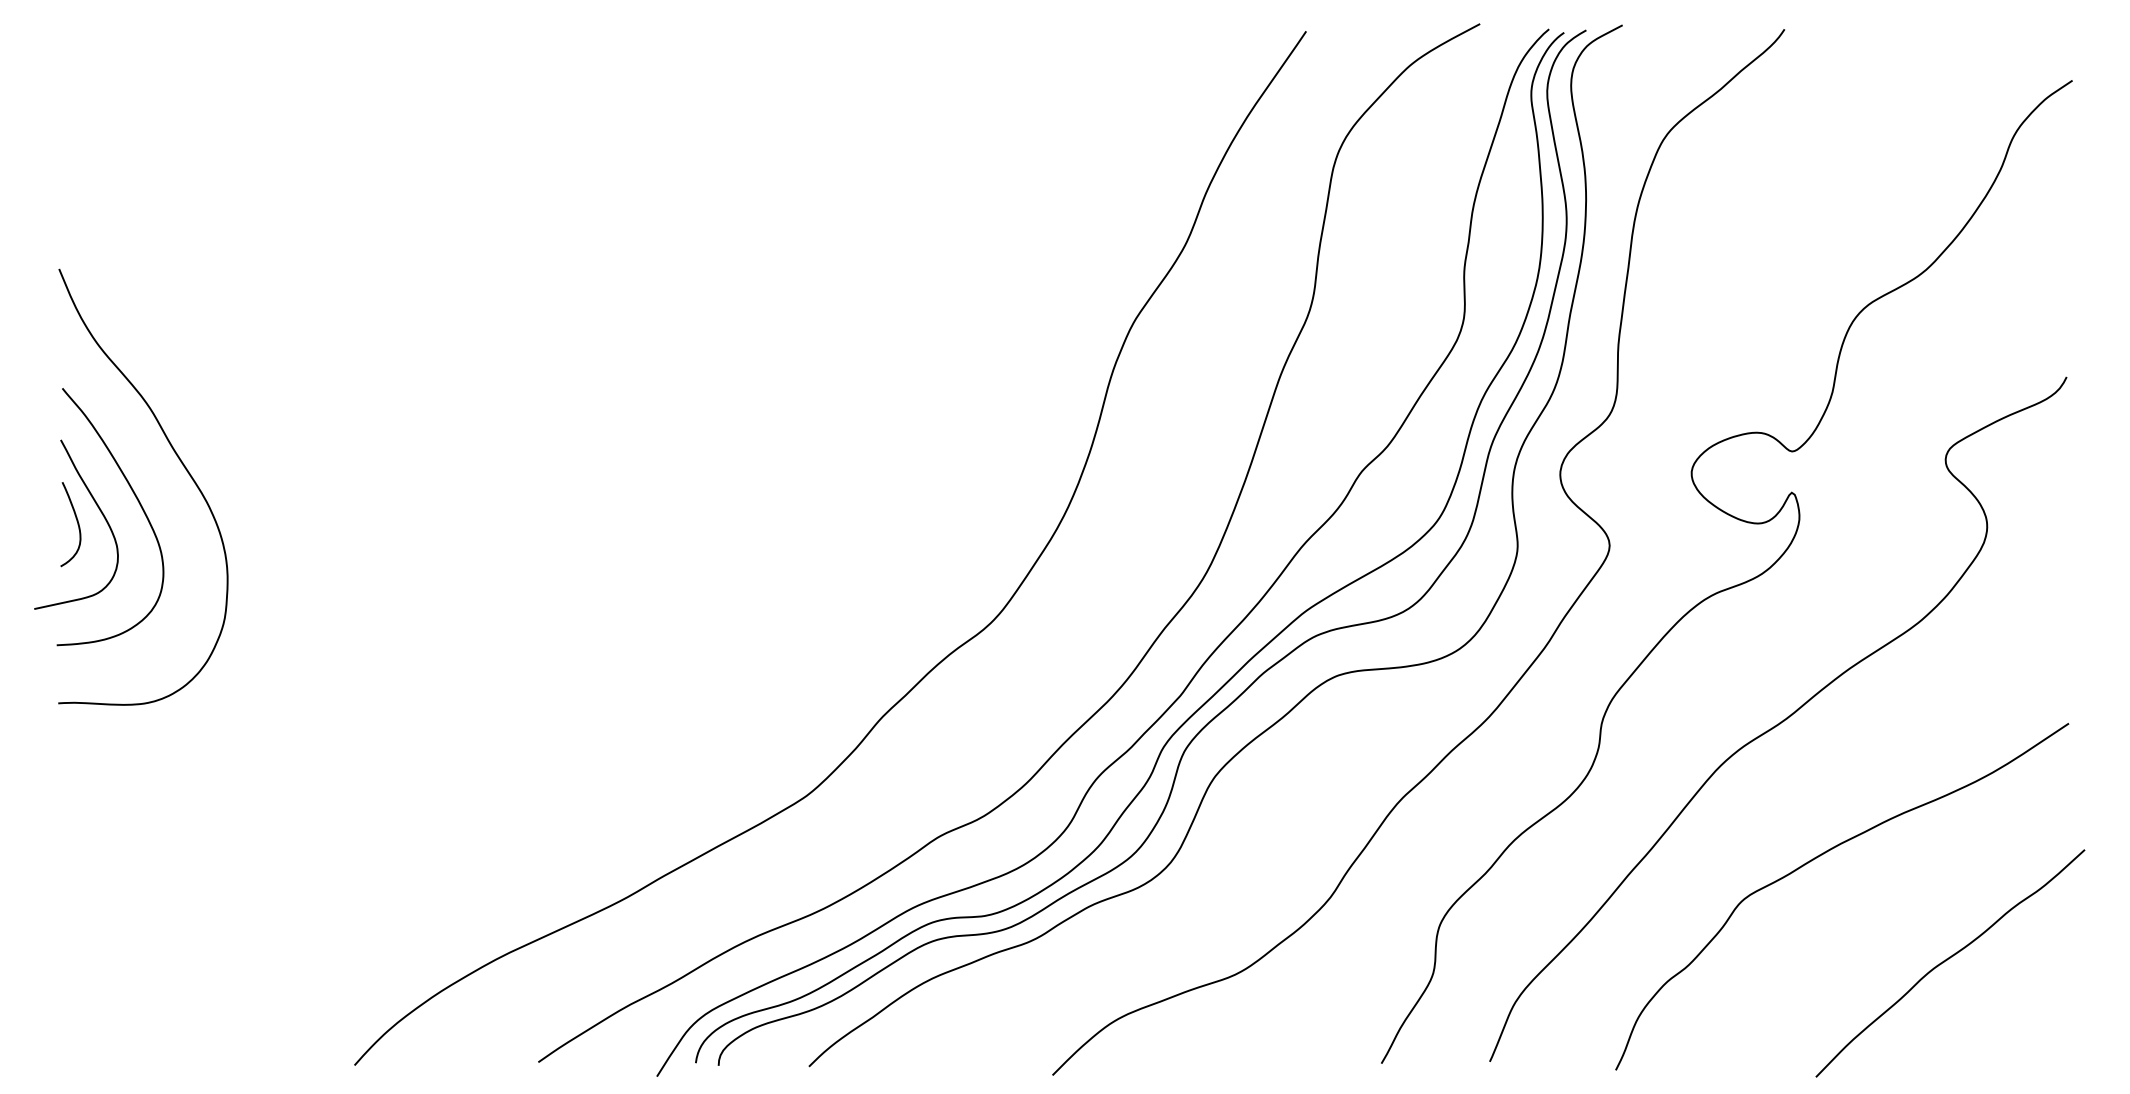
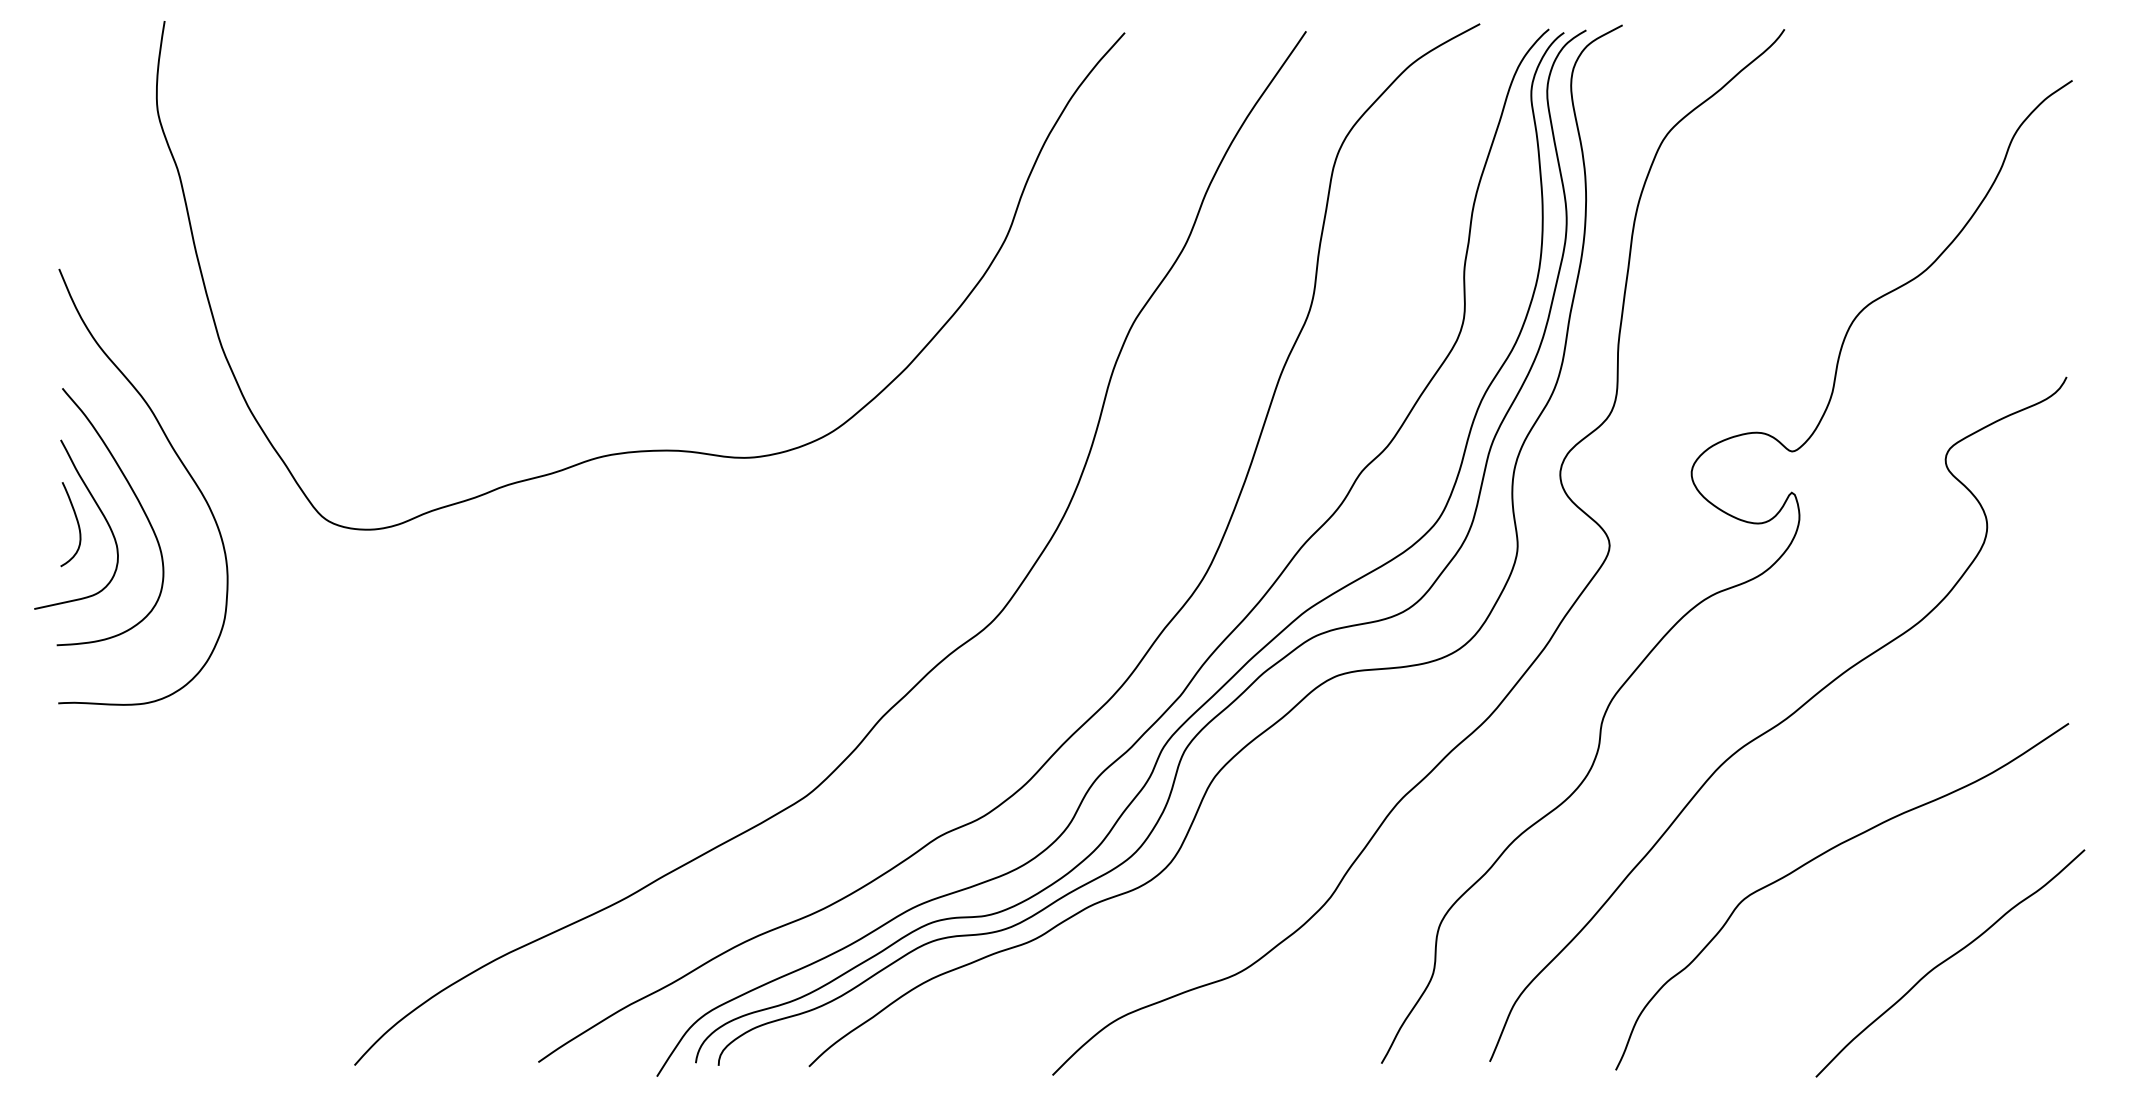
curve: none -> present (653, 449)
